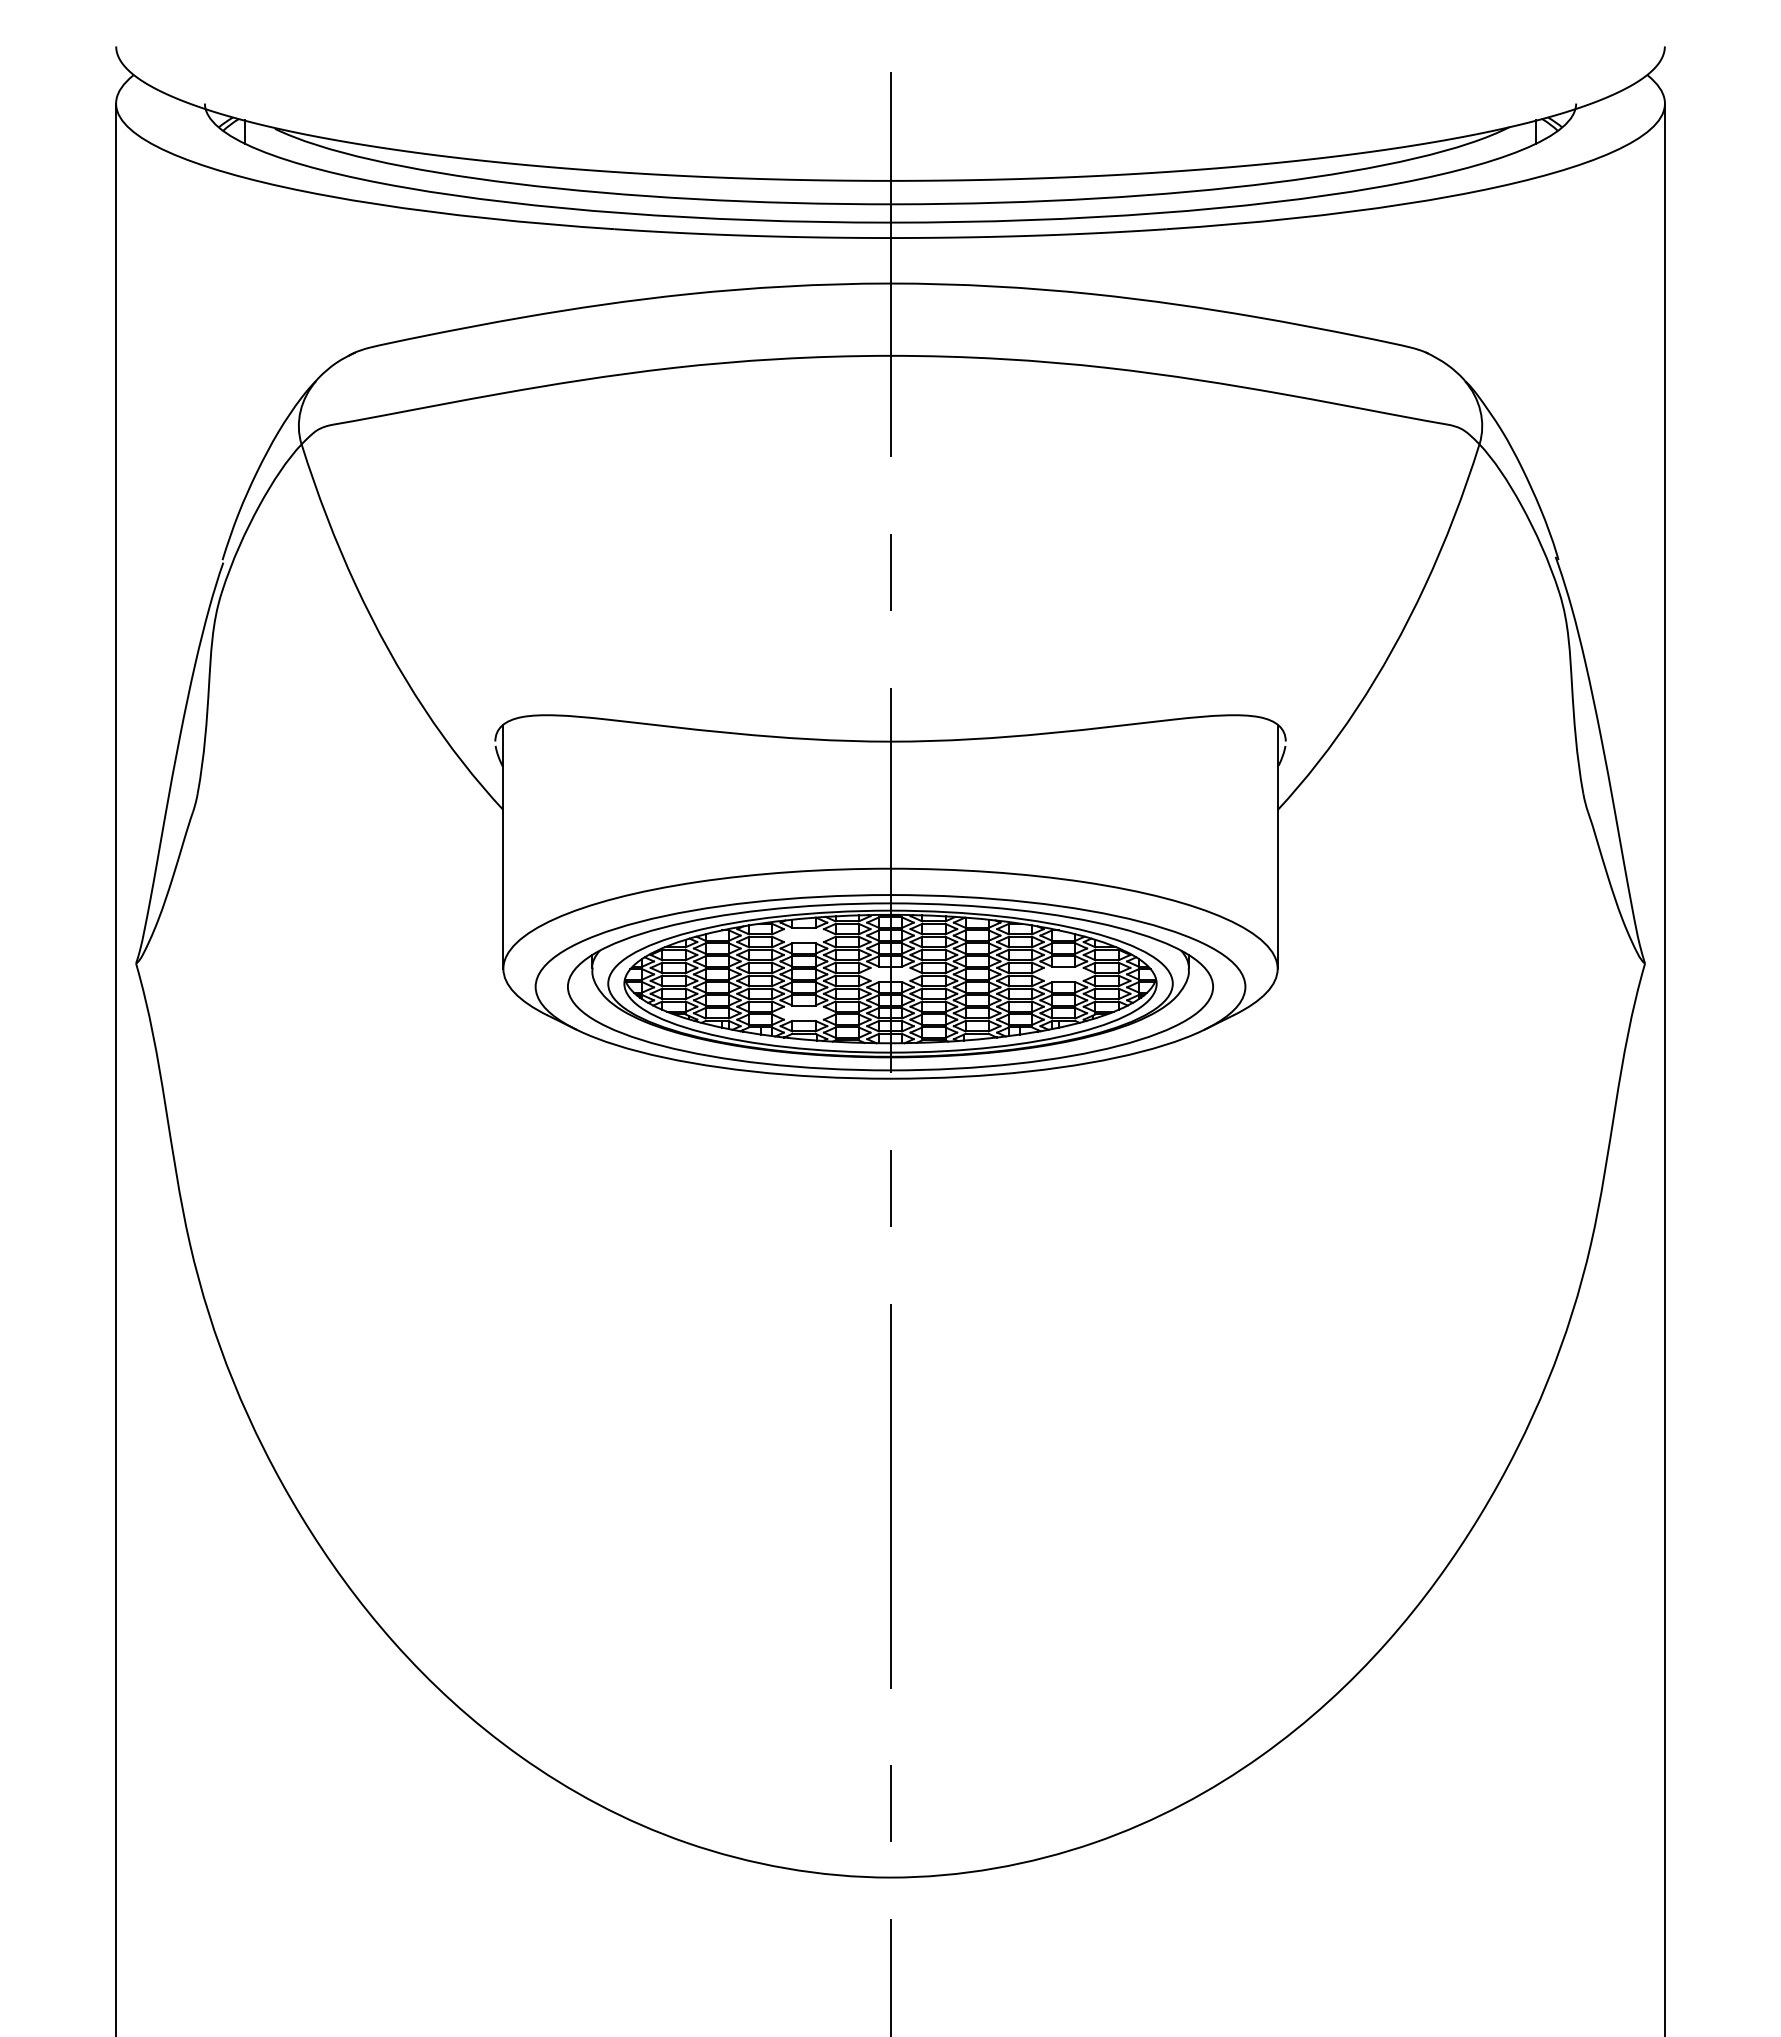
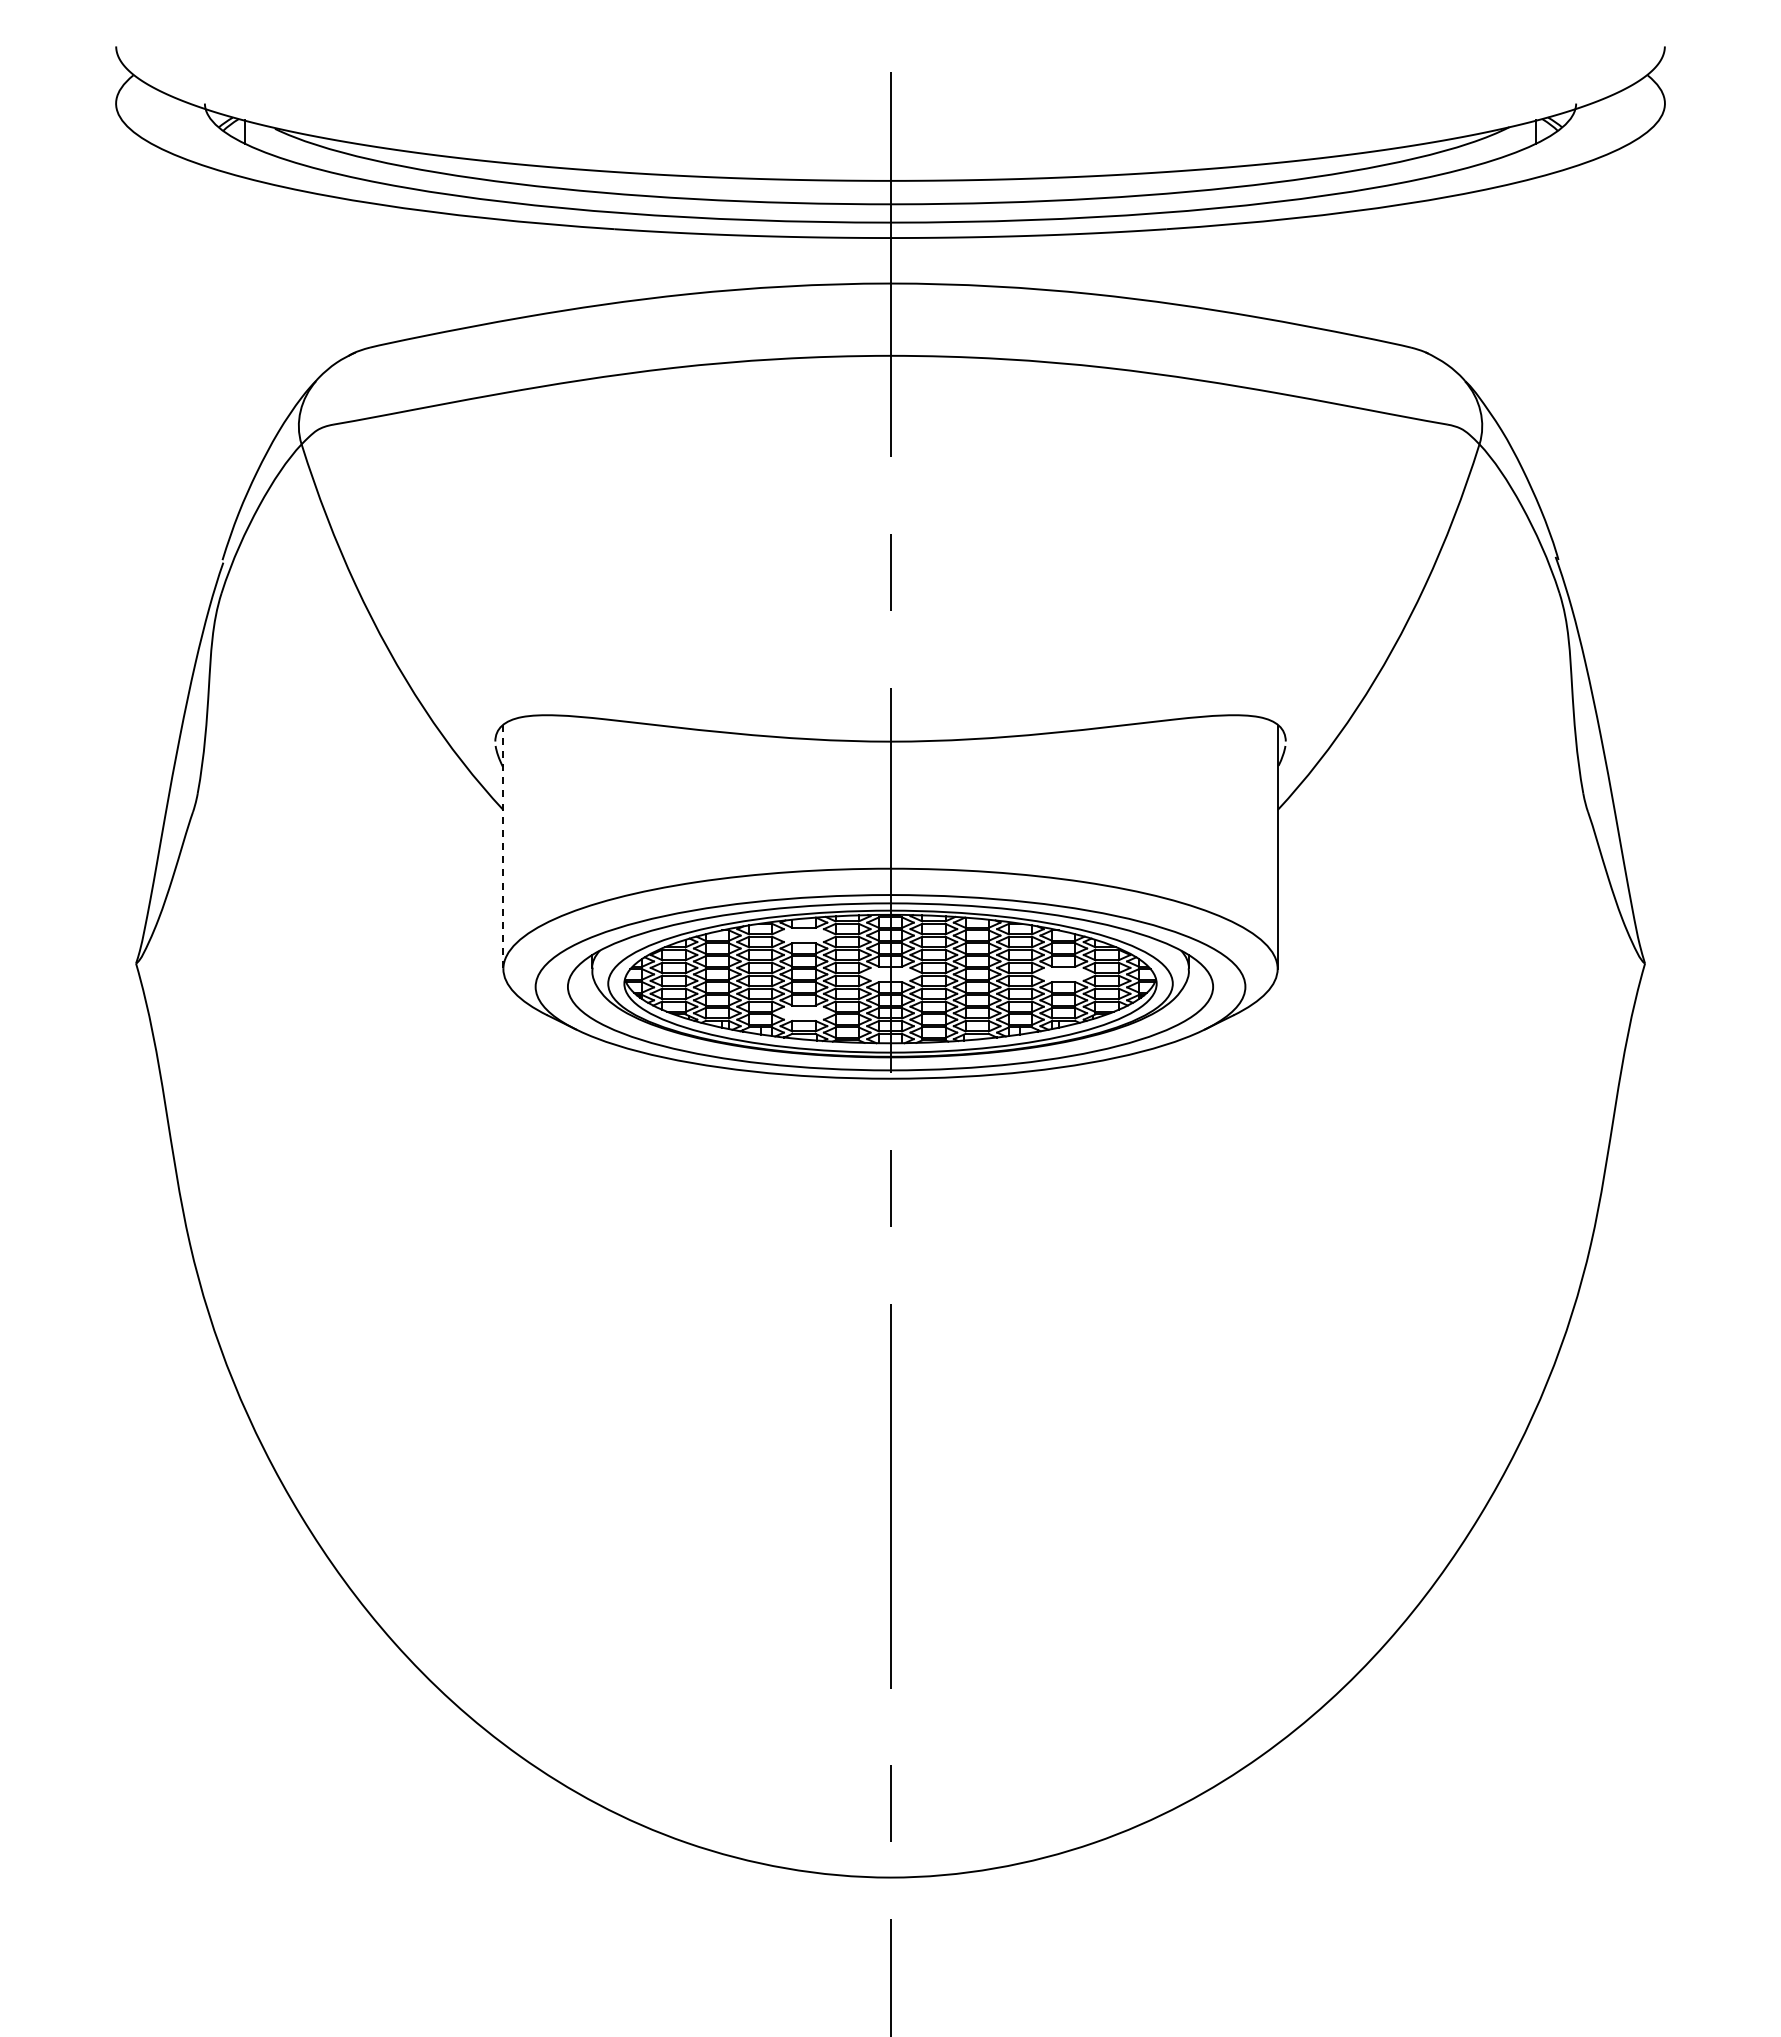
line: solid -> dashed (503, 847)
line: present -> none (116, 1068)
line: present -> none (1664, 1068)
